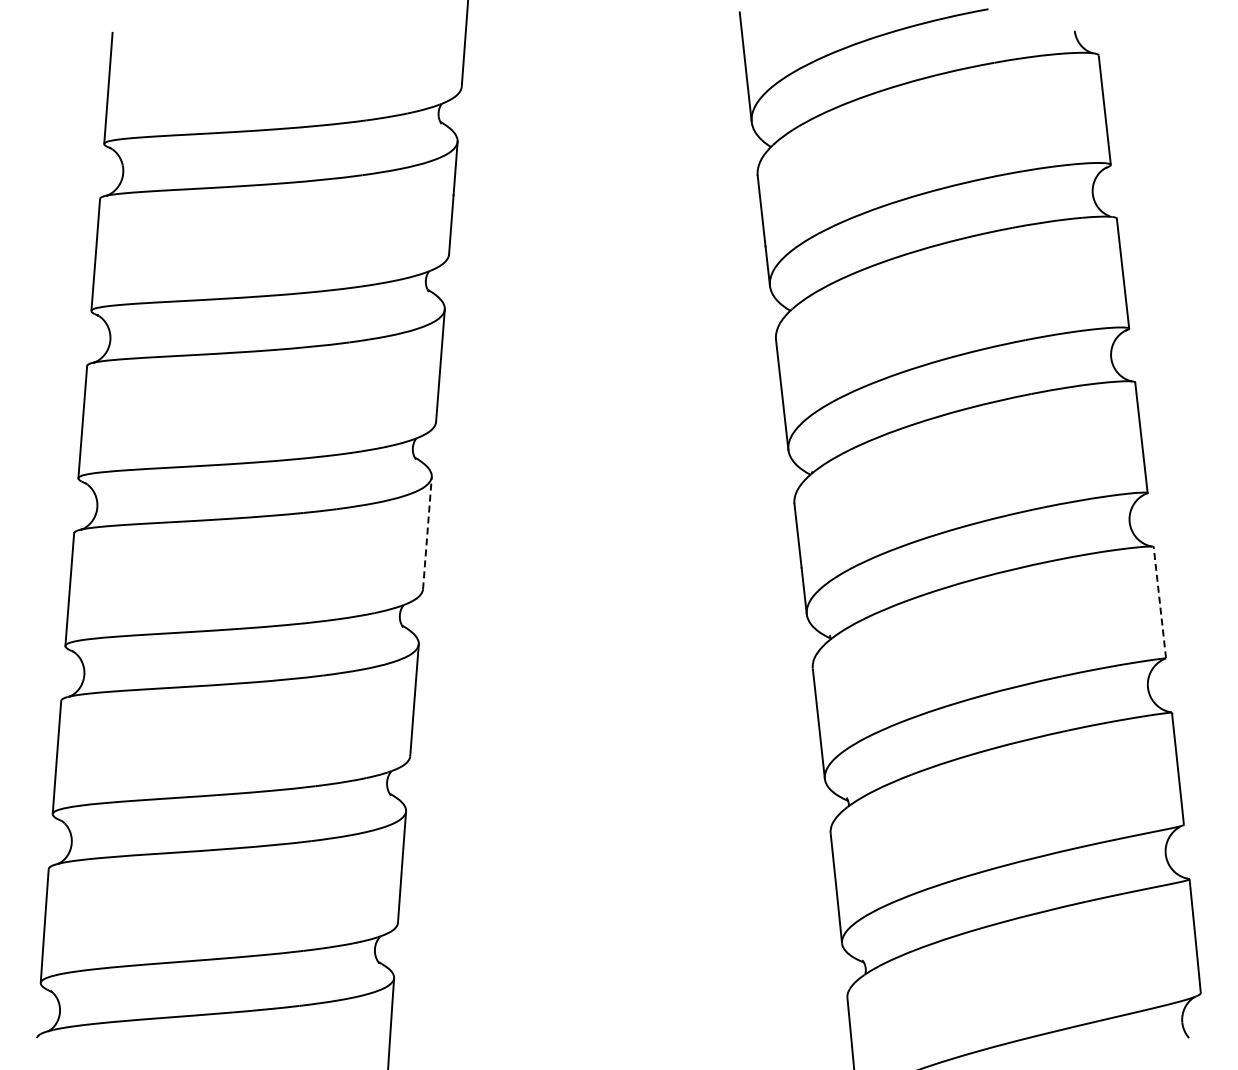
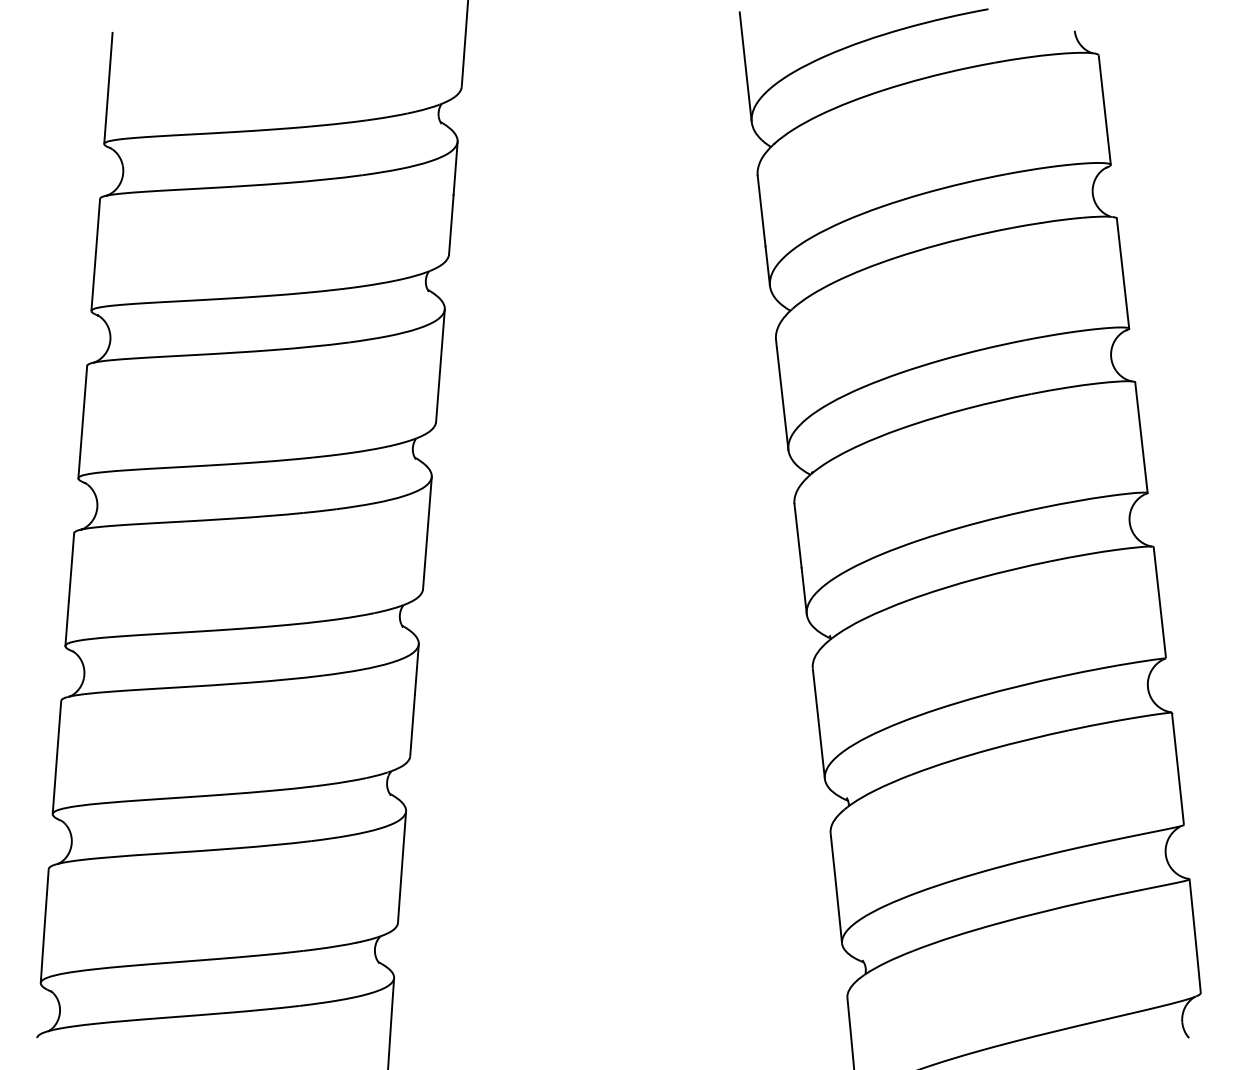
line: dashed -> solid (427, 532)
line: dashed -> solid (1160, 604)
